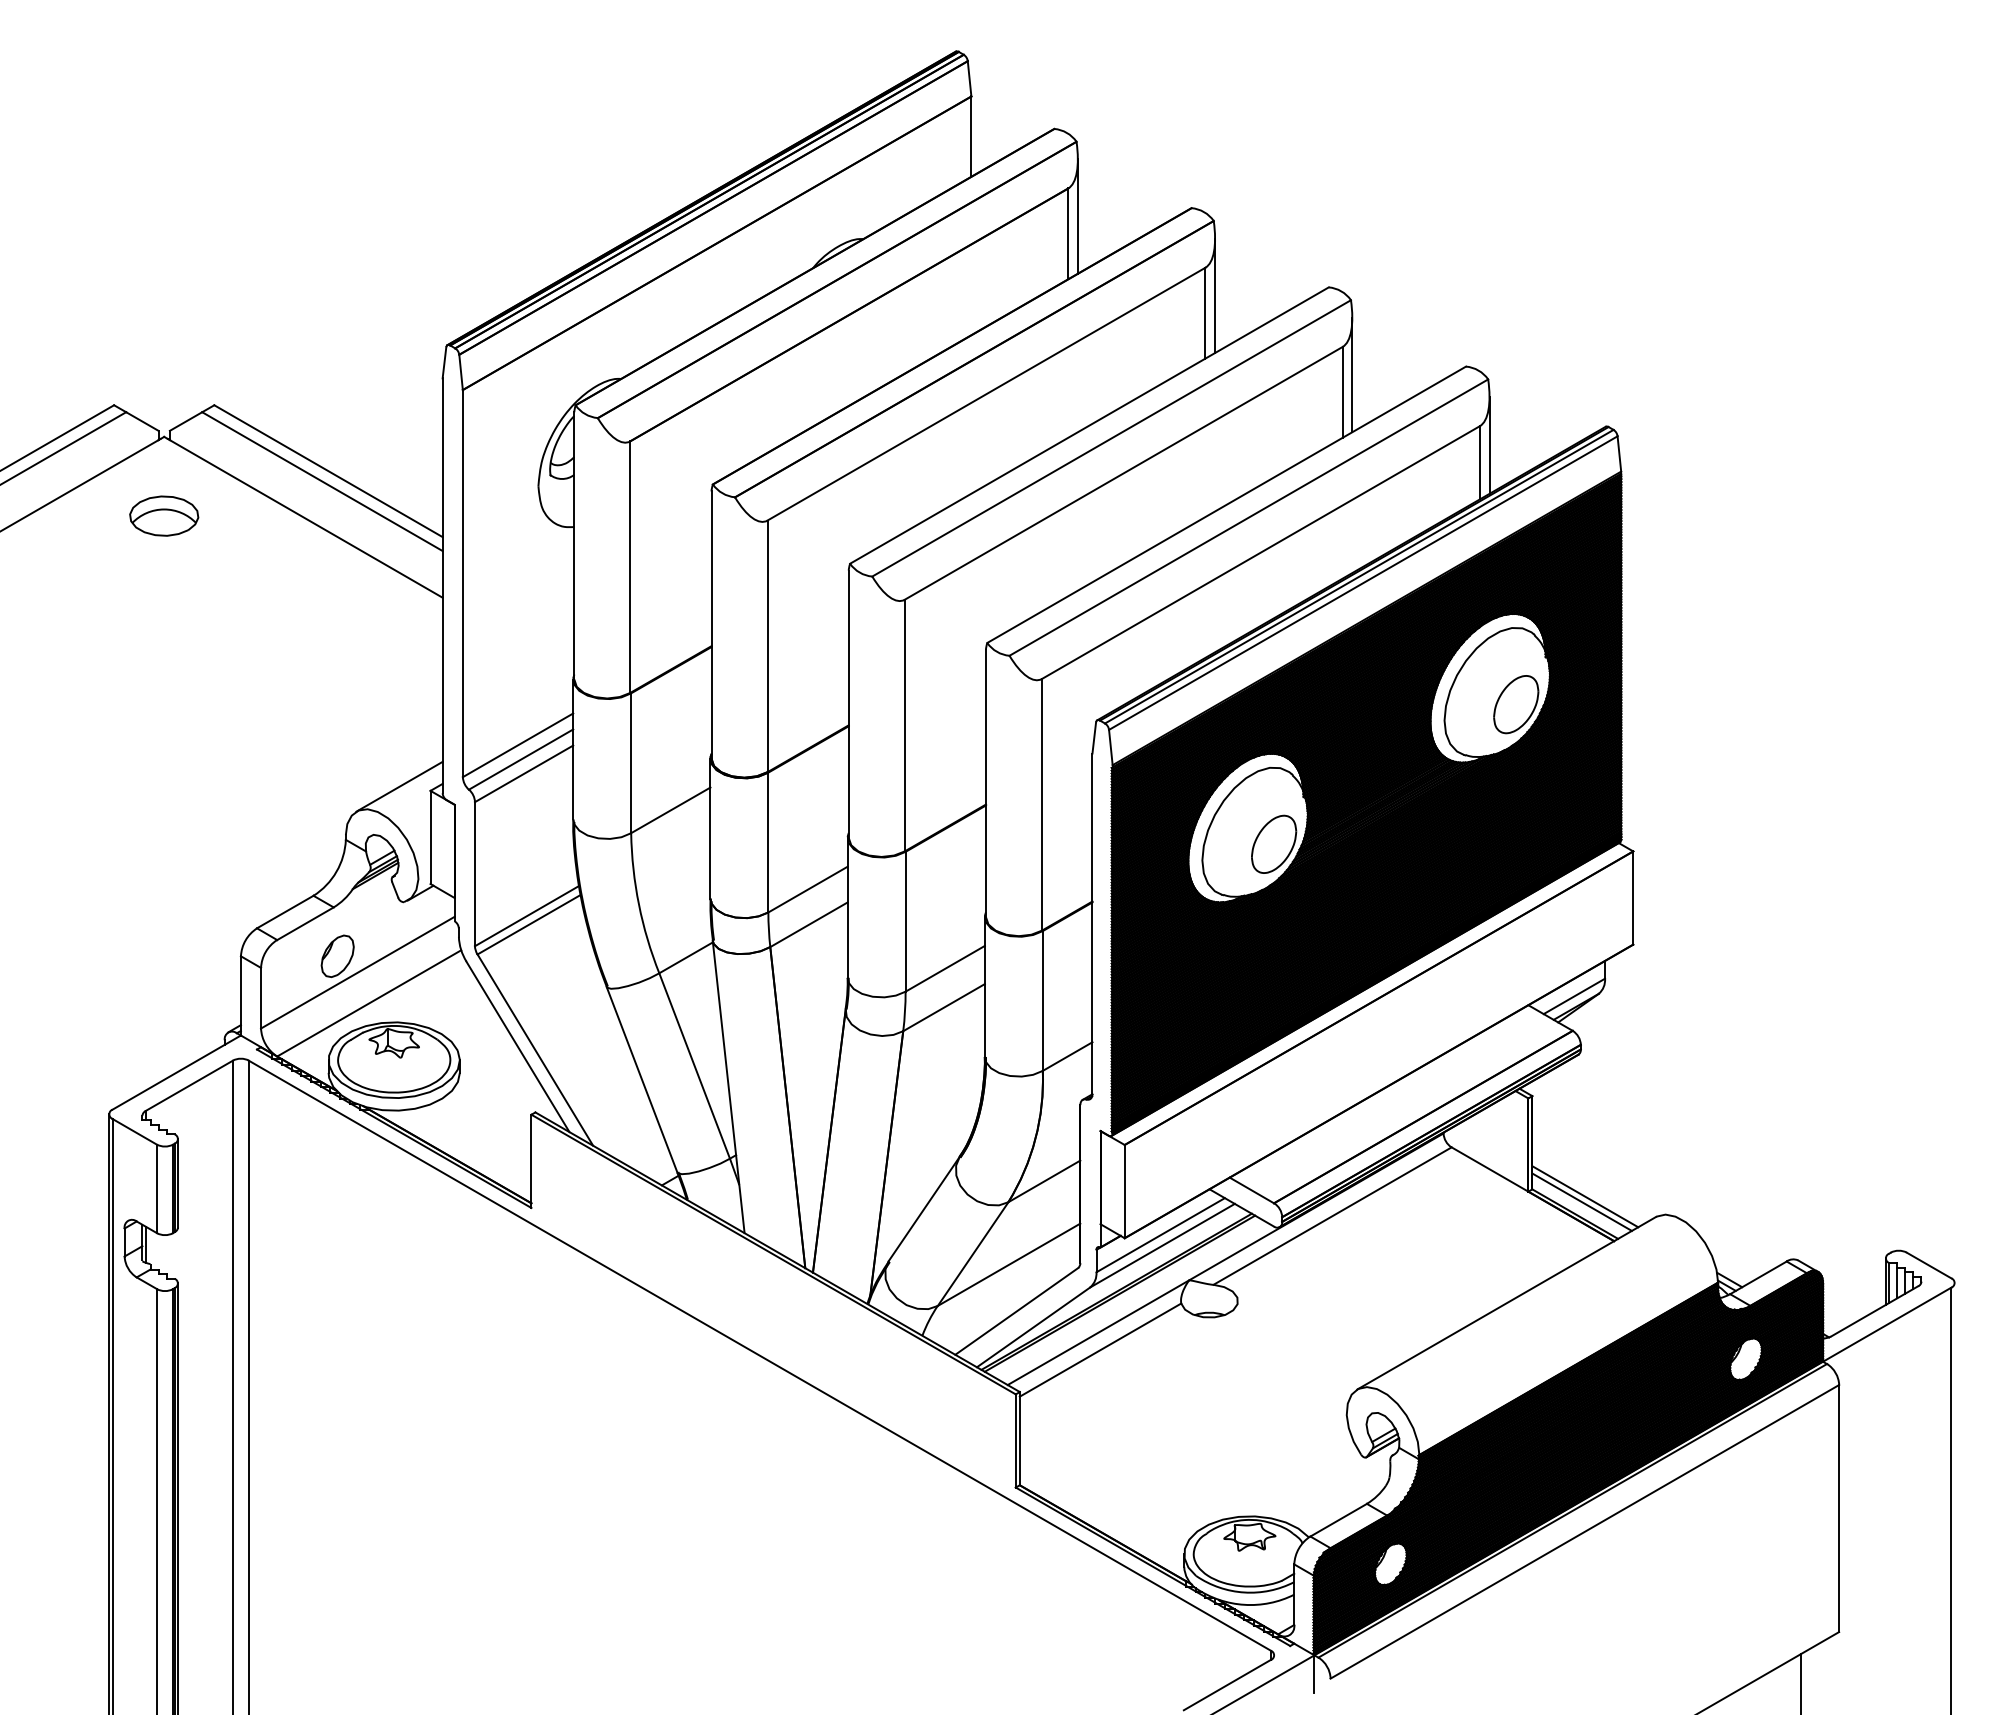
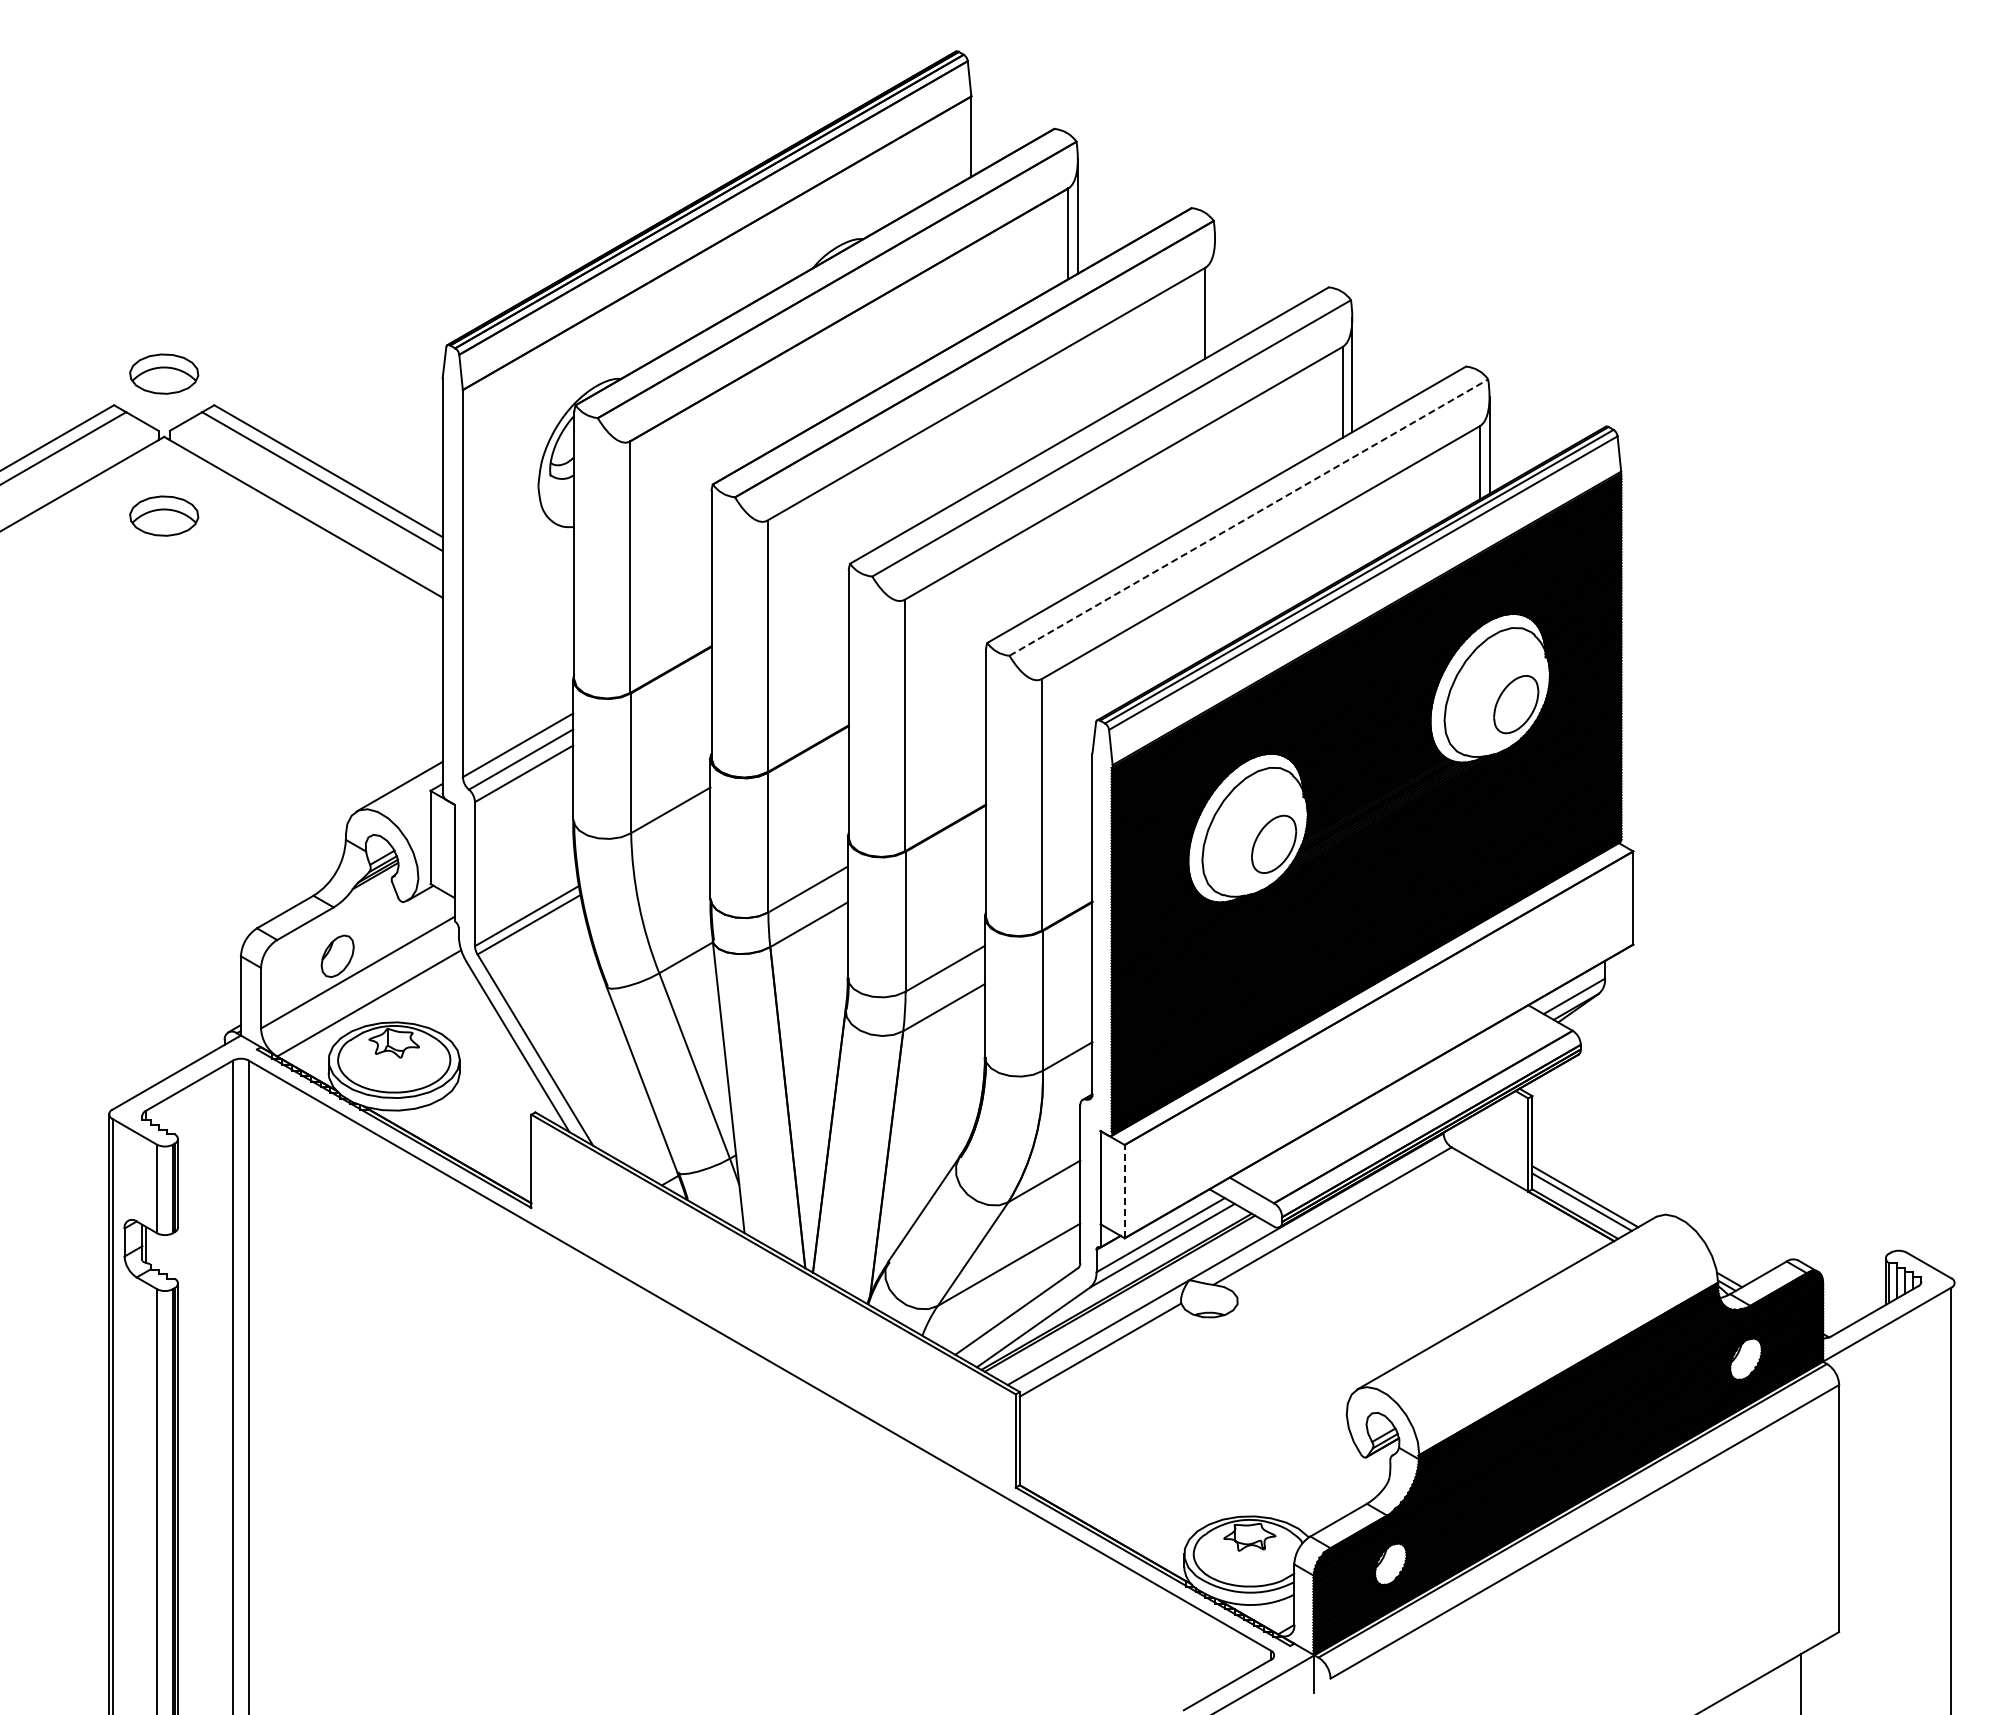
line: present -> none (1215, 295)
part: none -> present (164, 373)
line: solid -> dashed (1249, 517)
line: solid -> dashed (1124, 1191)
